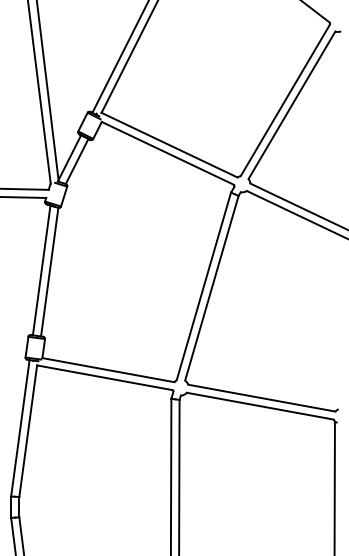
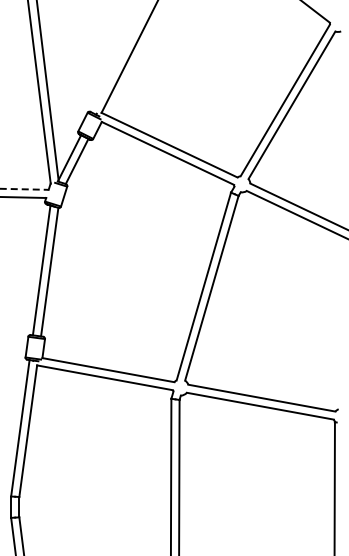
line: present -> none (119, 57)
line: solid -> dashed (24, 189)
